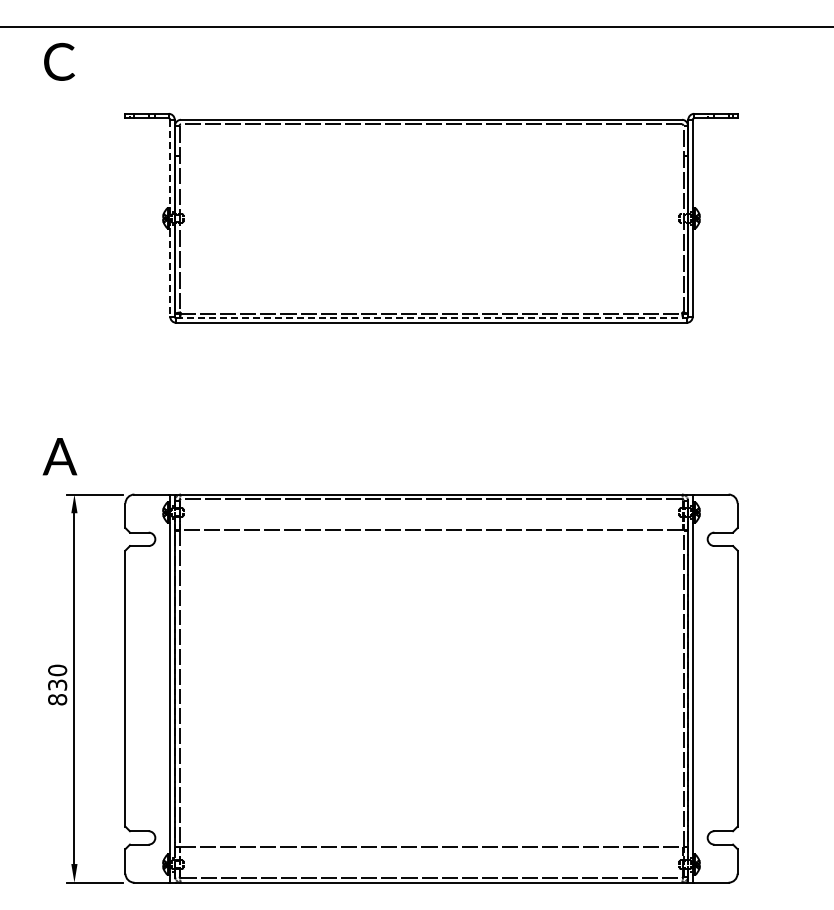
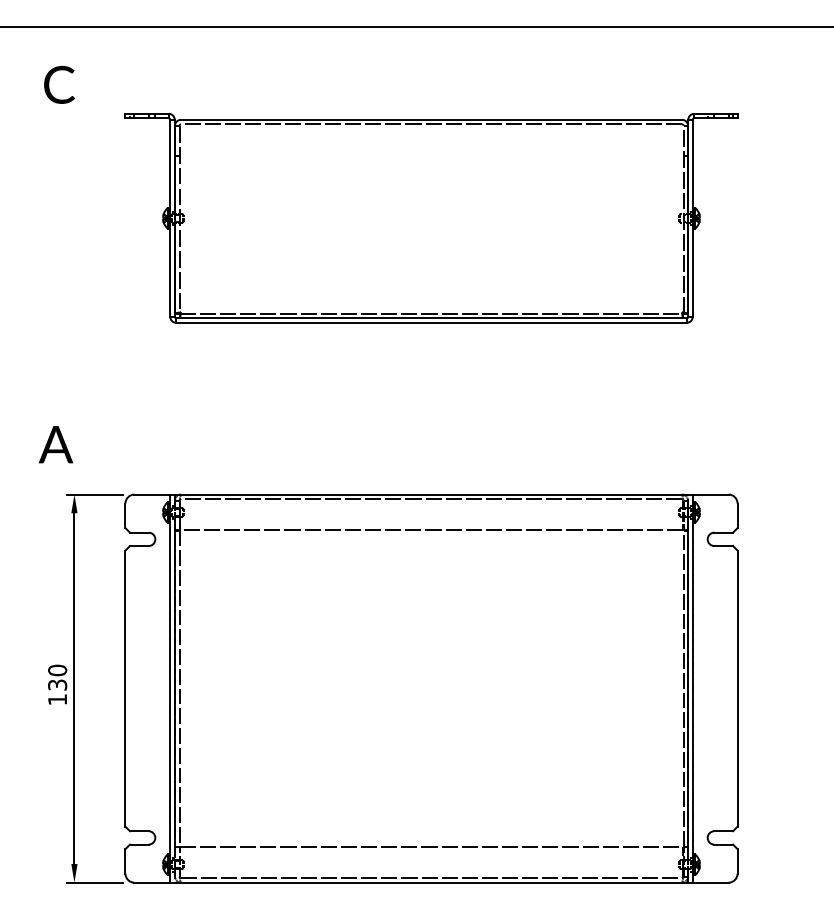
text position: (59, 61) -> (59, 84) (59, 84)
line: dashed -> solid (170, 218)
line: dashed -> solid (432, 318)
text position: (59, 456) -> (55, 444) (55, 444)
text: 830 -> 130 (57, 699)
